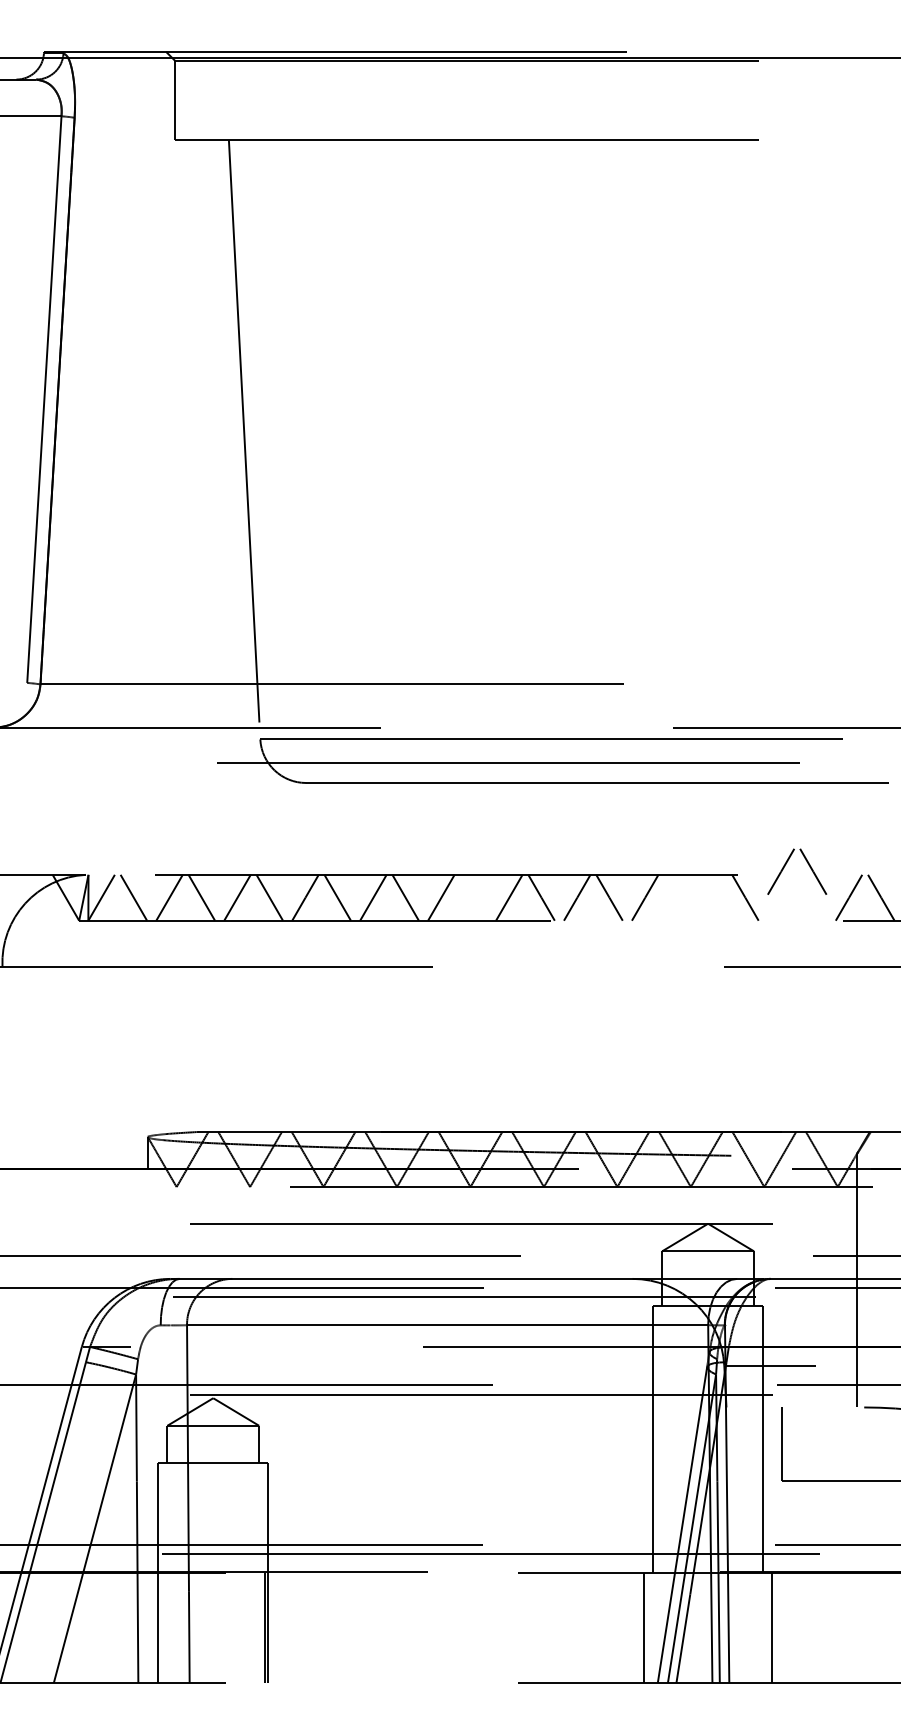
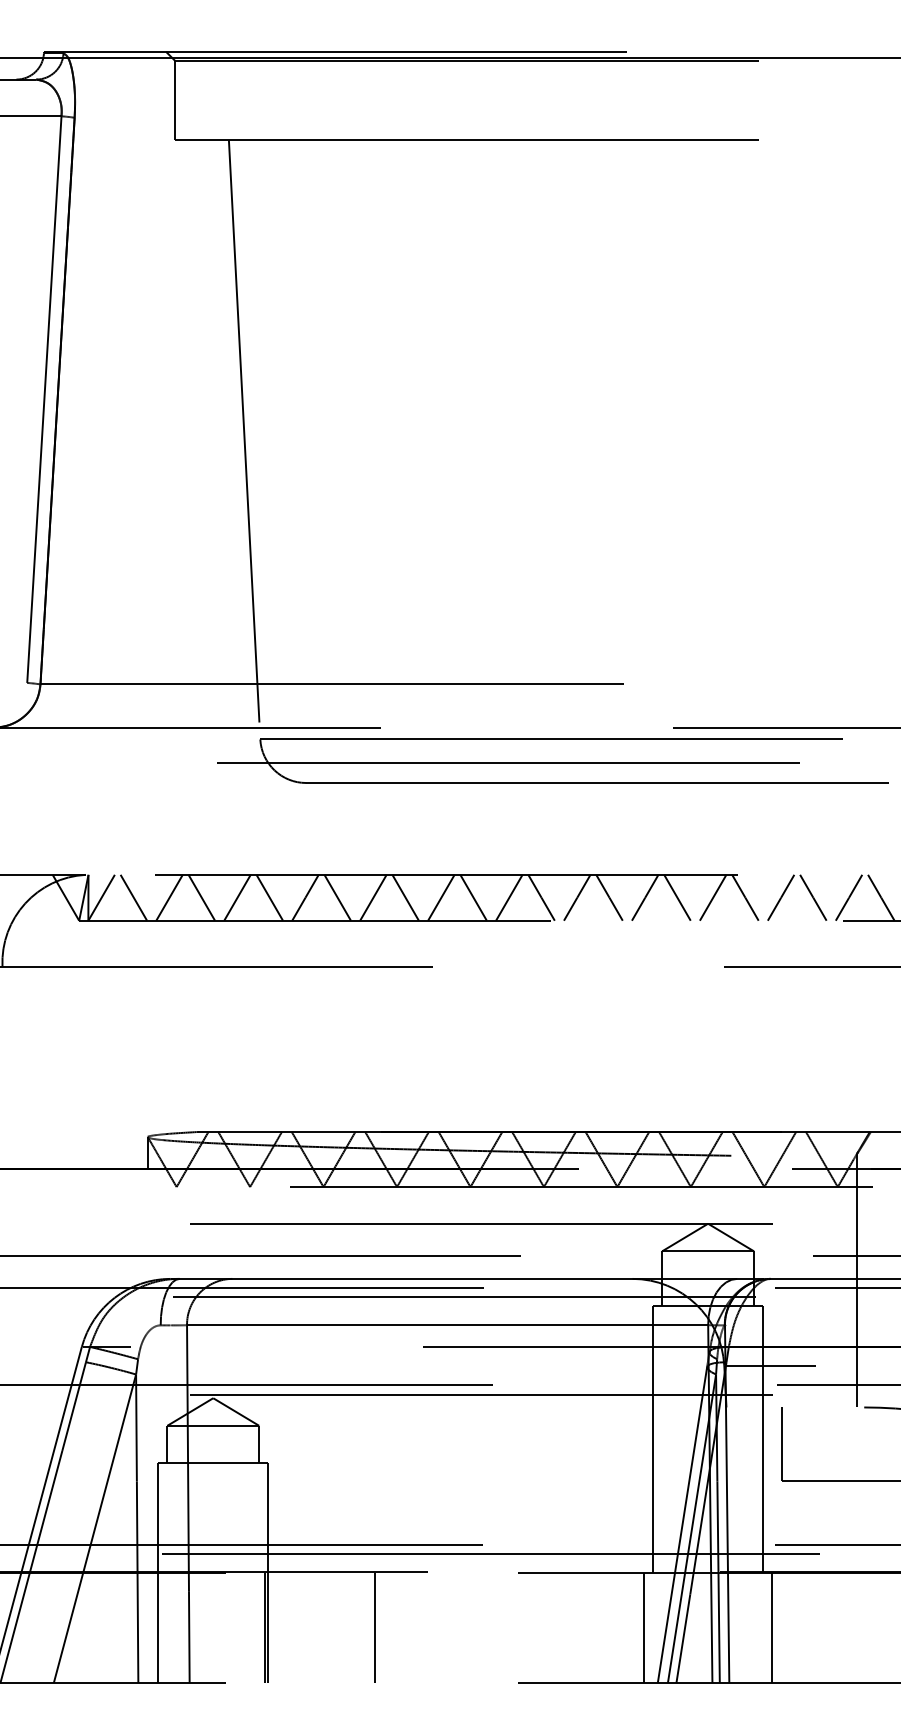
part position: (808, 865) -> (808, 891) (808, 891)
line: none -> present (473, 897)
line: none -> present (677, 897)
line: none -> present (712, 897)
line: none -> present (375, 1627)
